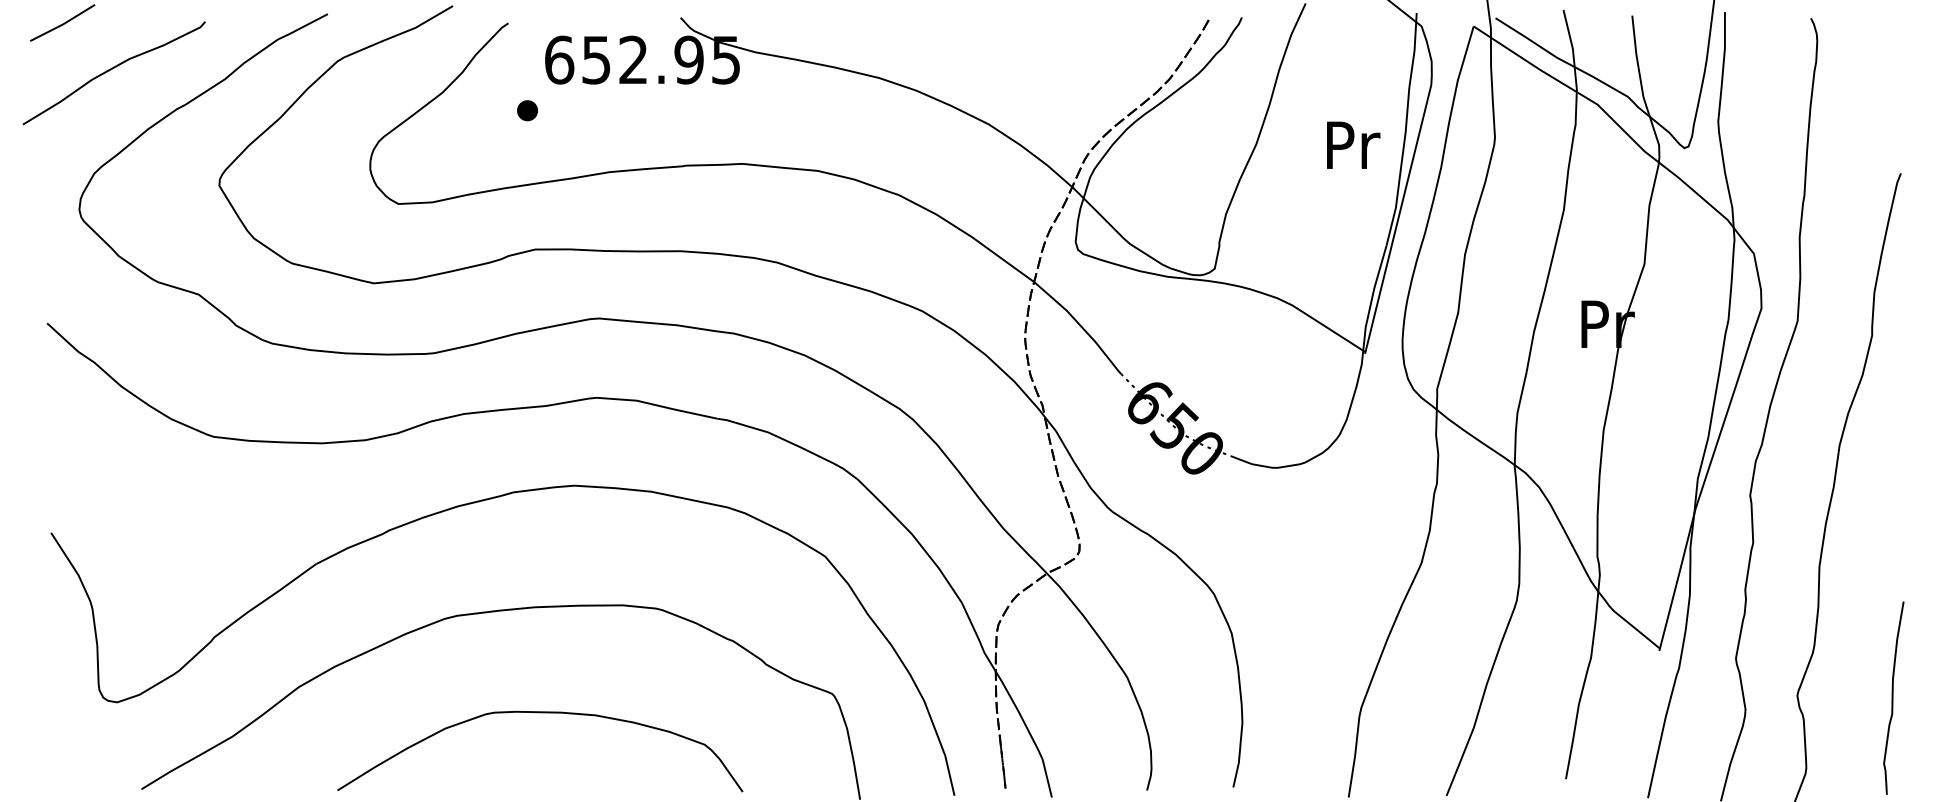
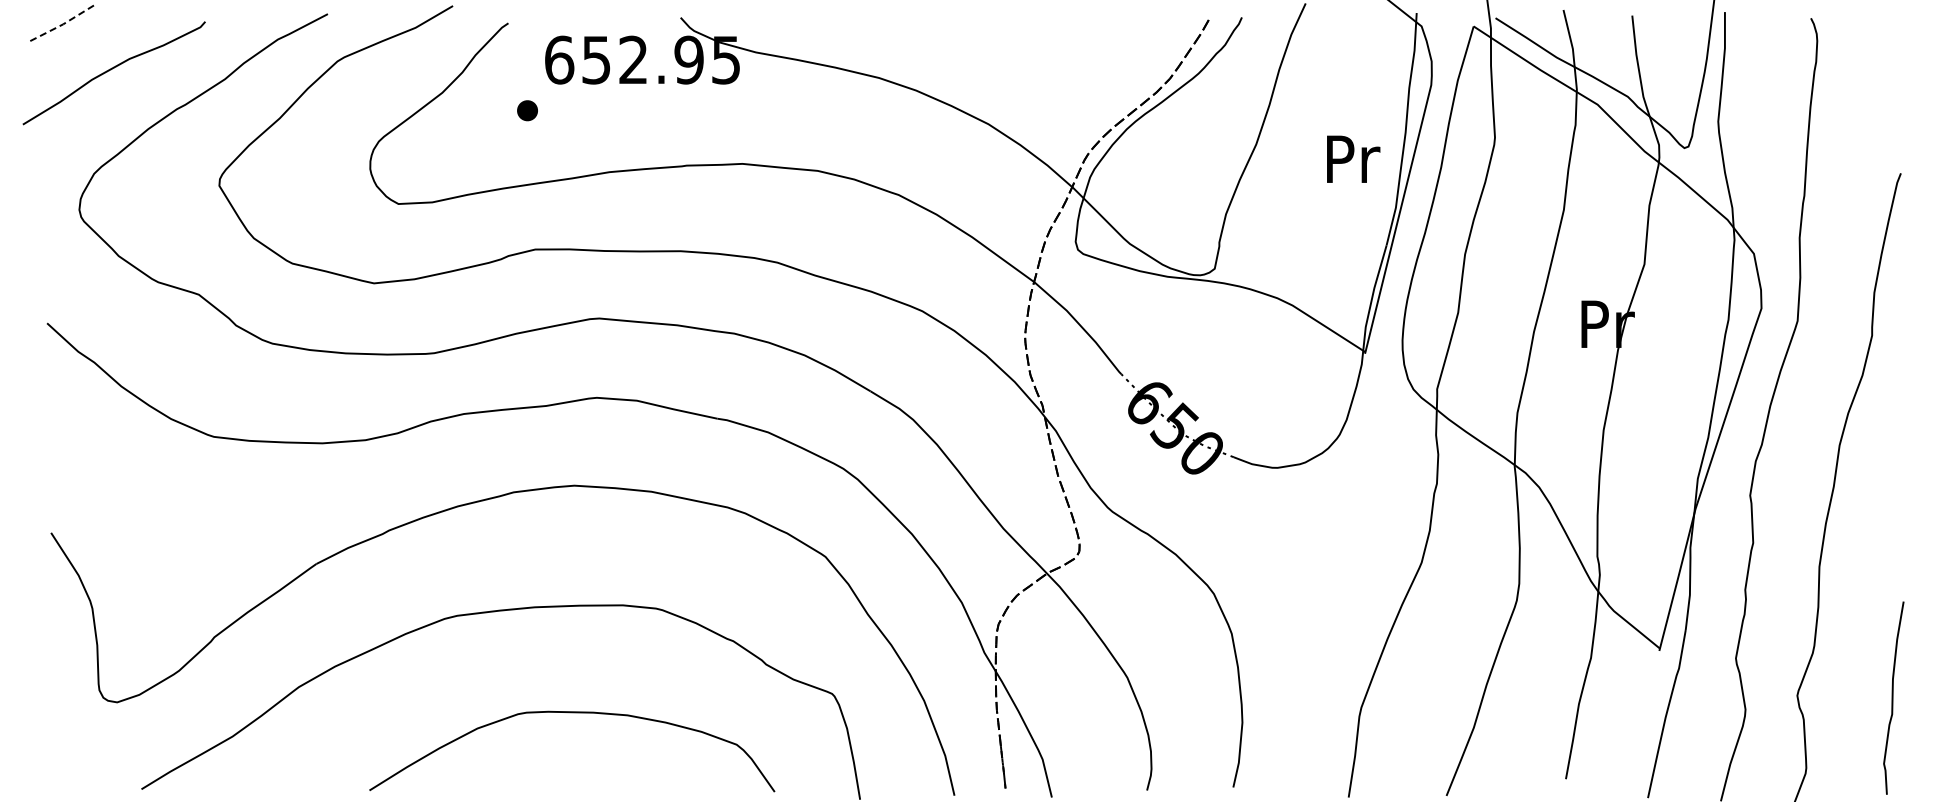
line: solid -> dashed (63, 24)
text position: (1353, 144) -> (1353, 158) (1353, 158)
curve position: (540, 713) -> (572, 713) (572, 713)
